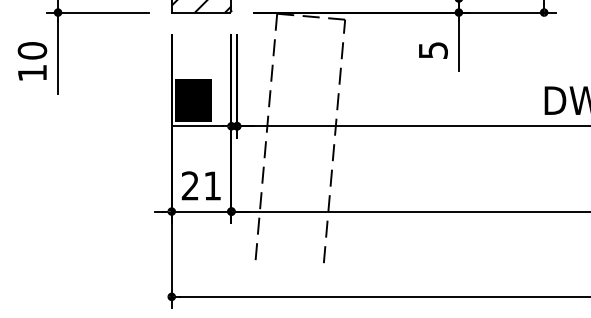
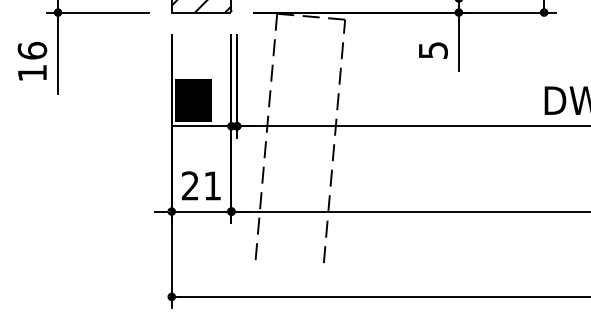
text: 10 -> 16 (31, 50)
